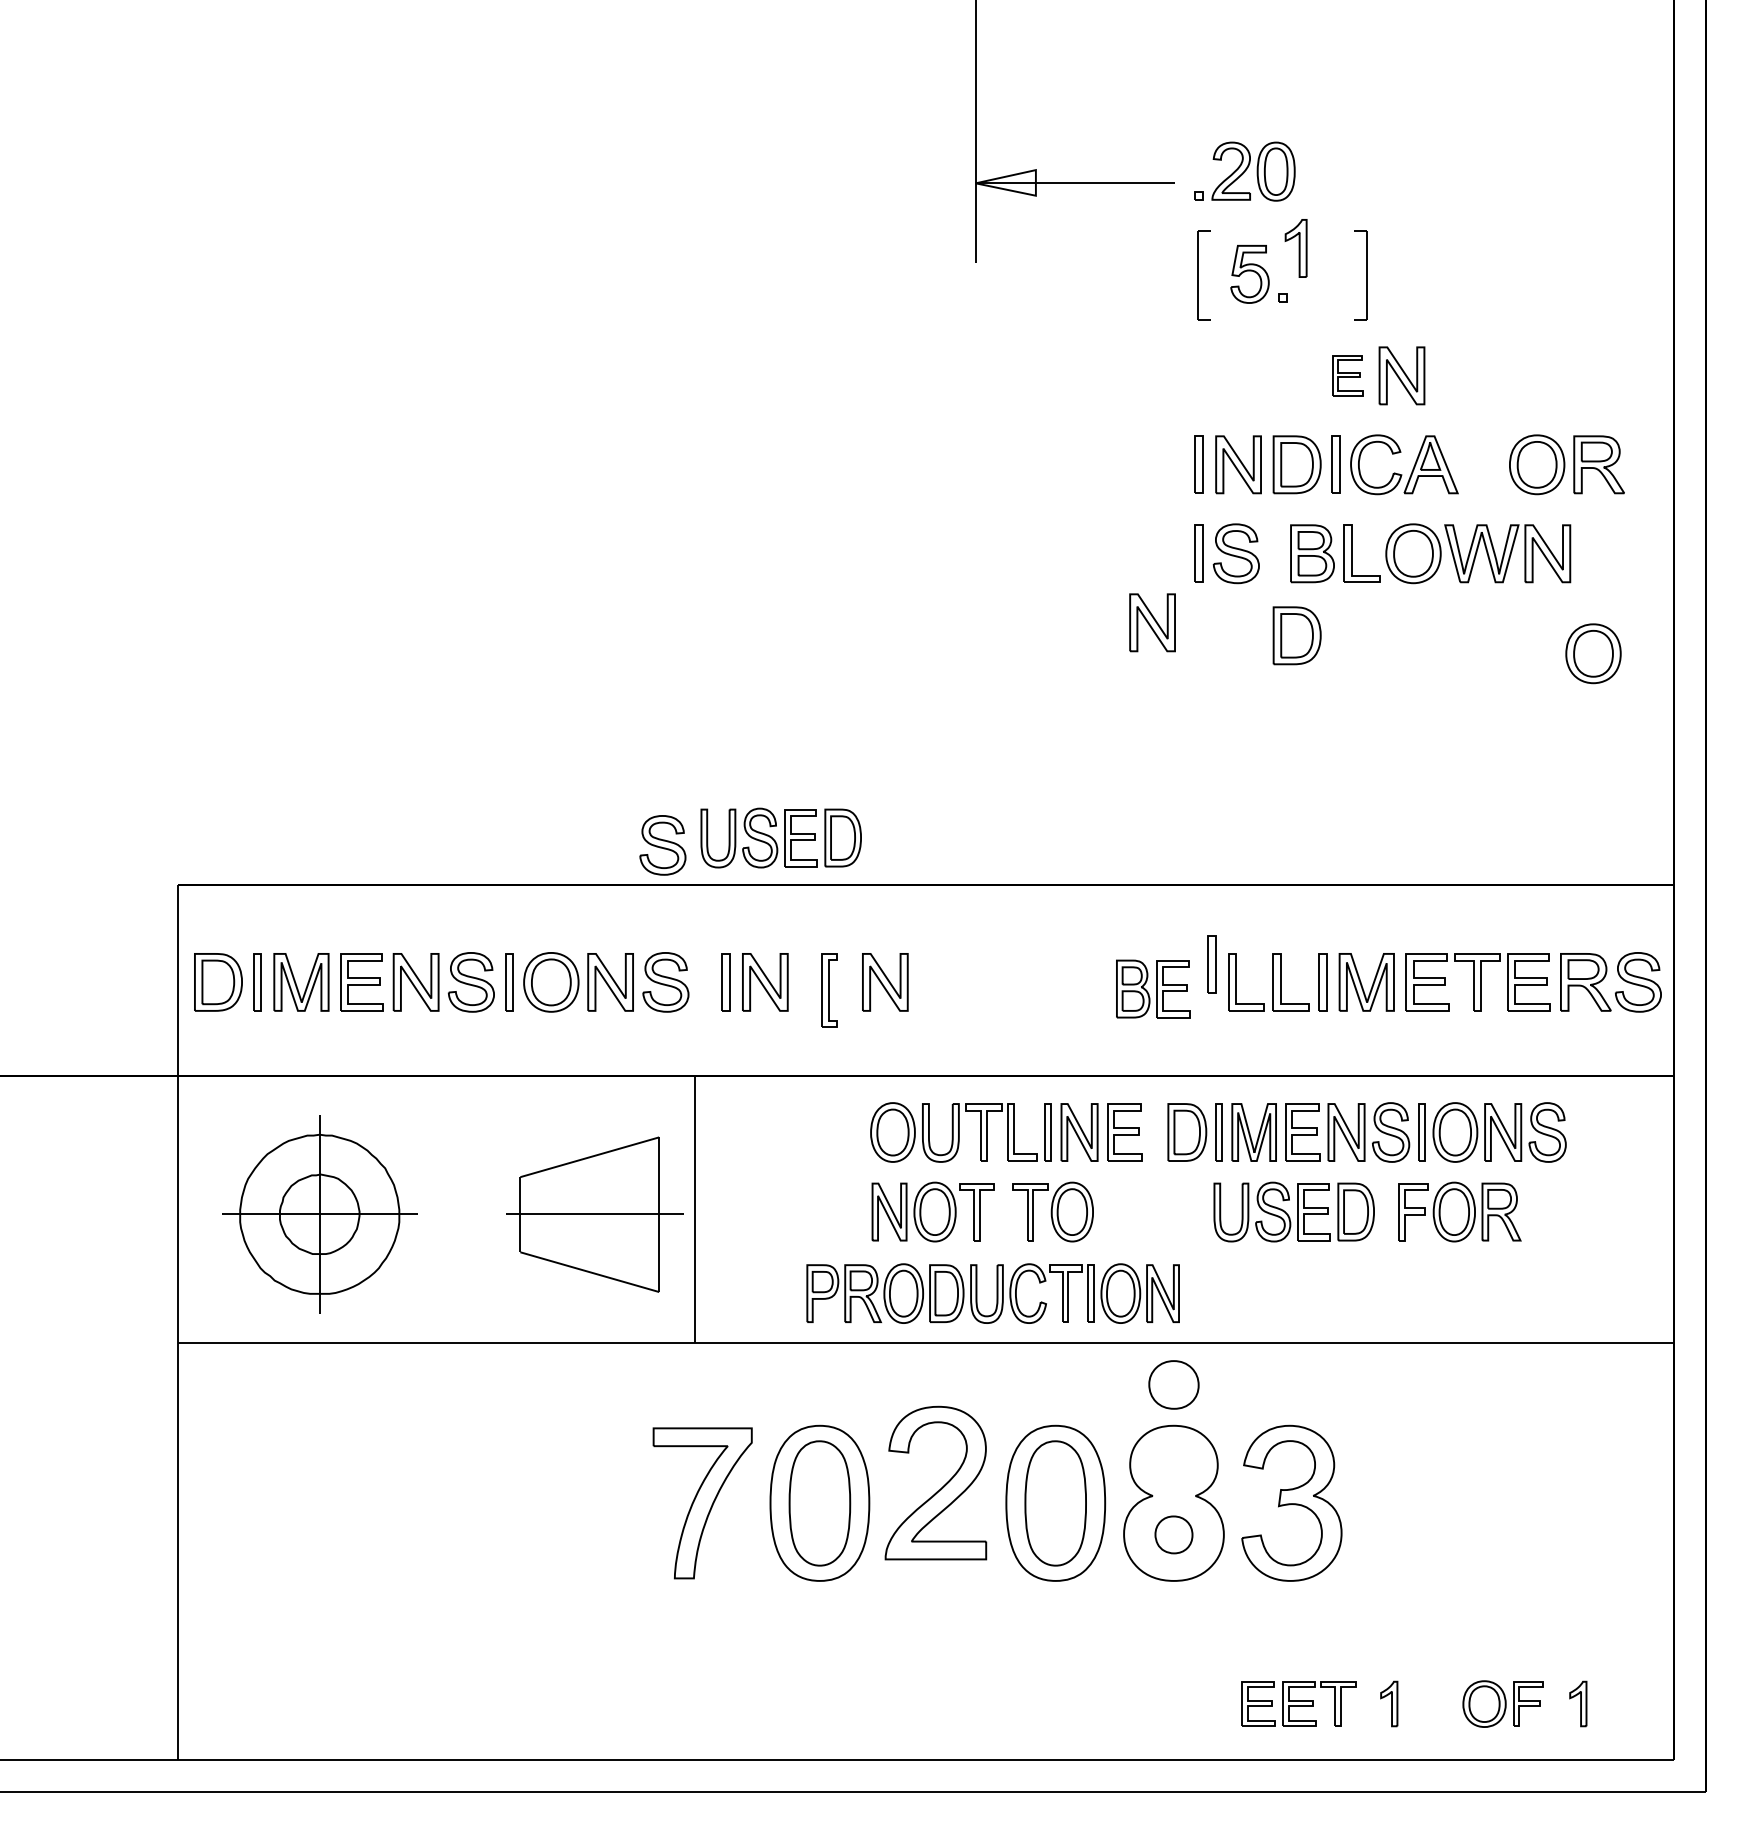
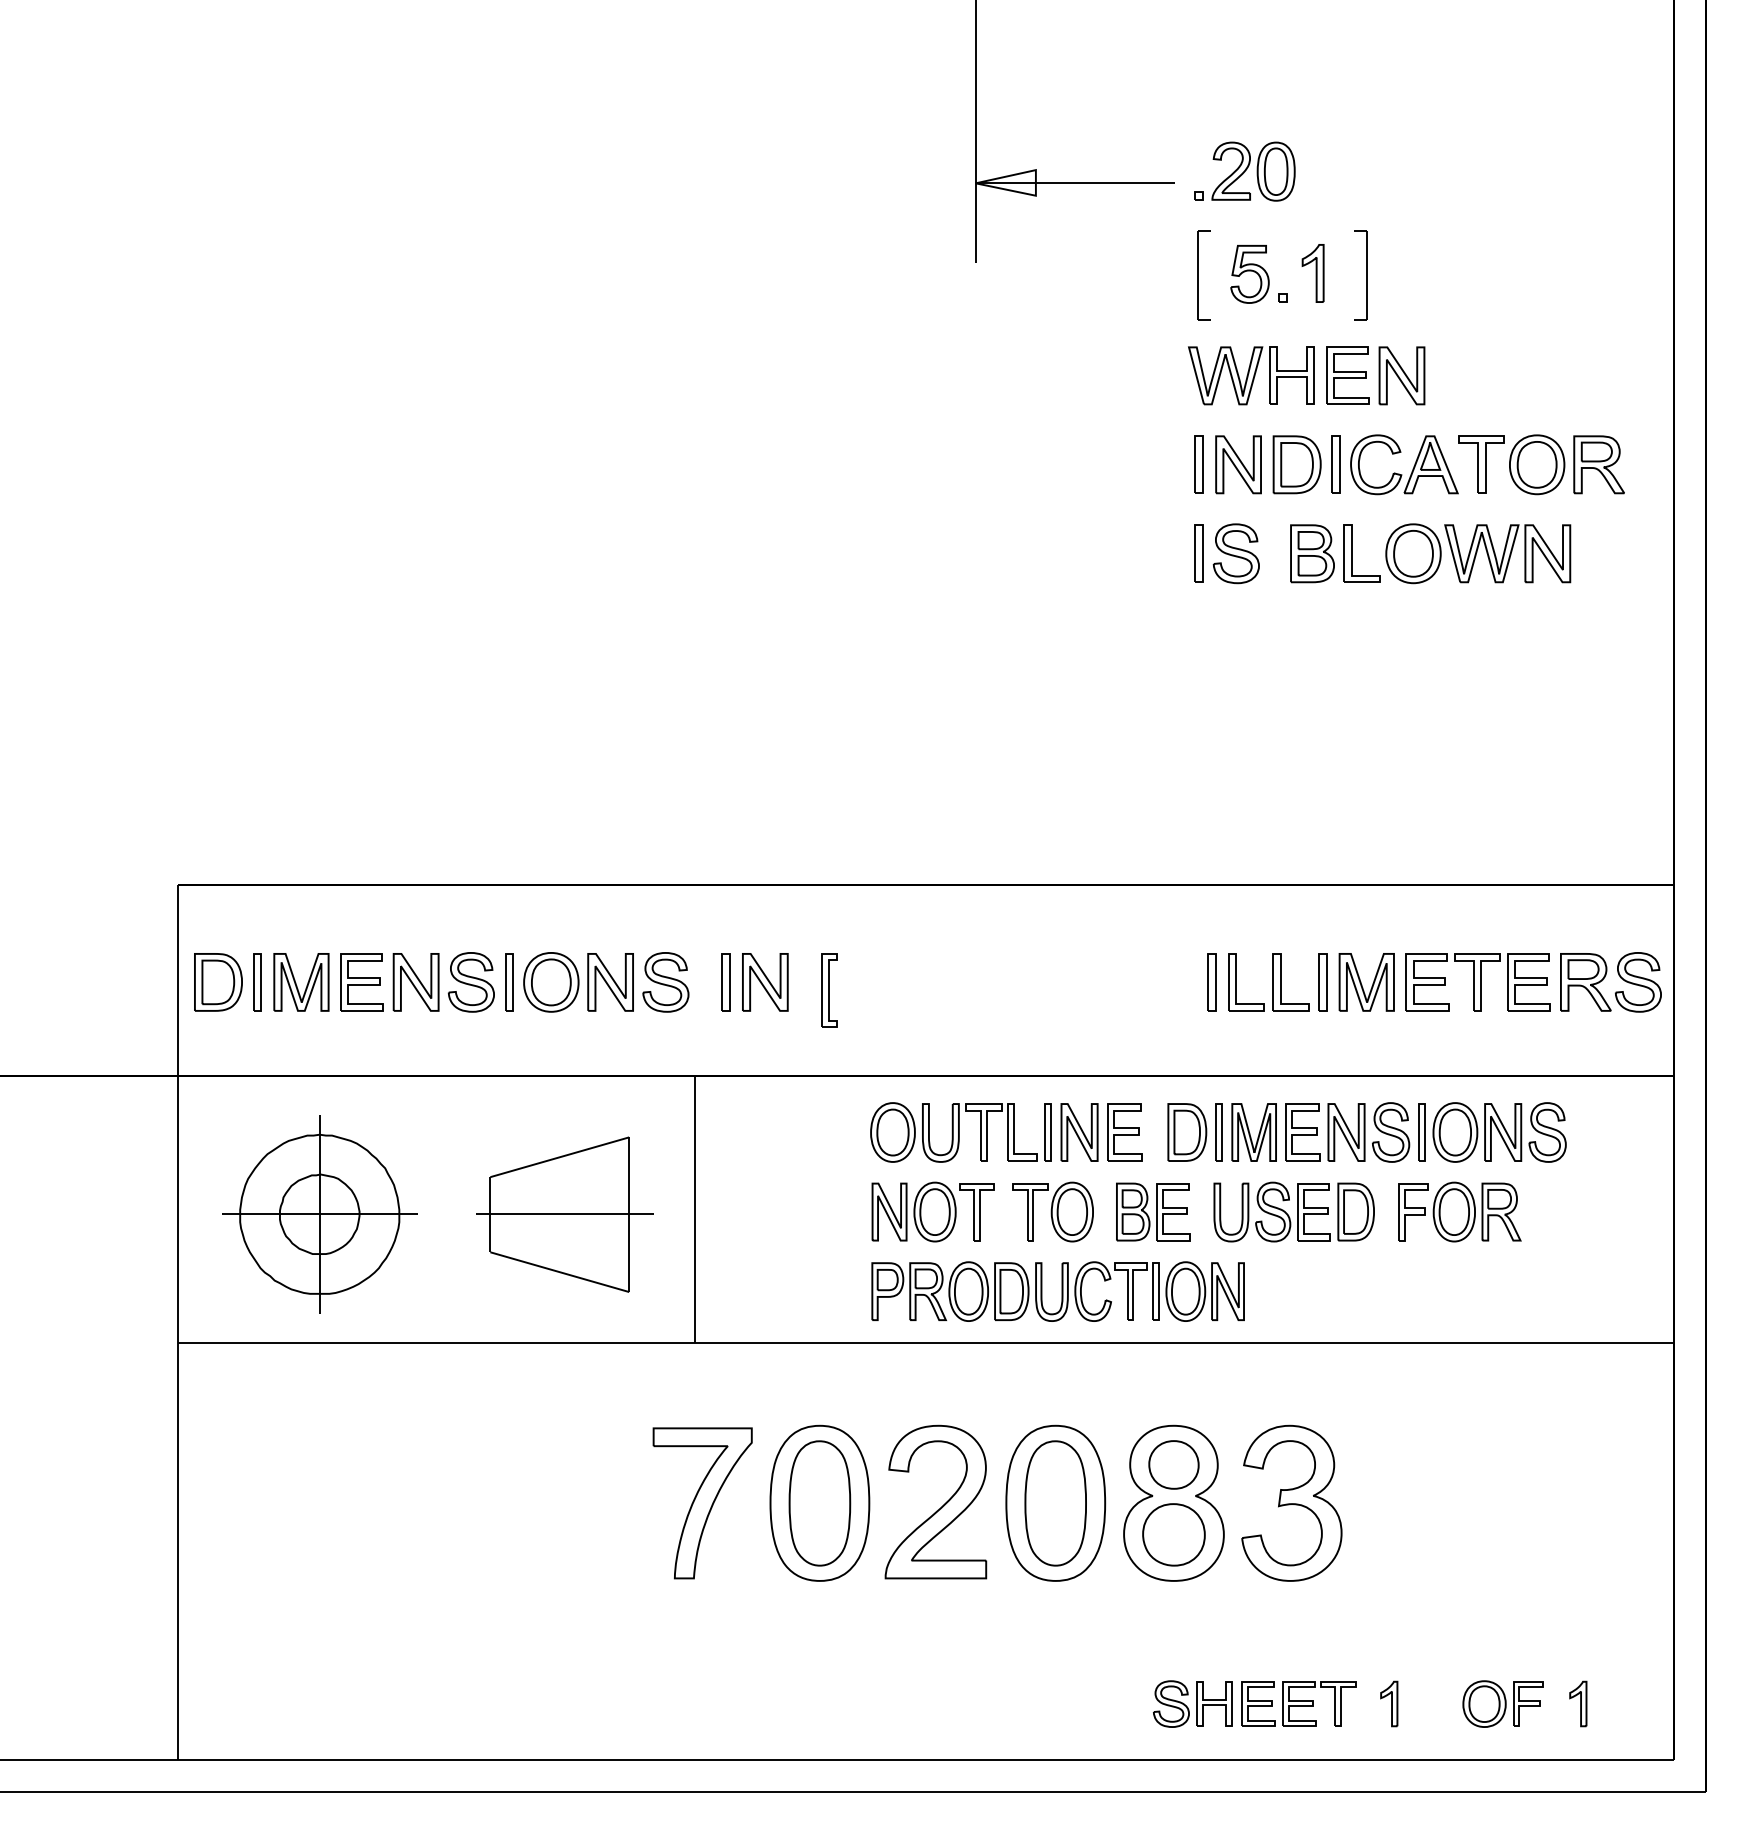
part position: (1295, 248) -> (1312, 273) (1312, 273)
part: none -> present (1251, 375)
part size: 32x42 px -> 44x59 px (1347, 375)
part: none -> present (1481, 464)
part: present -> none (1152, 622)
part: present -> none (1296, 635)
part: present -> none (1593, 653)
part: present -> none (780, 837)
part: present -> none (662, 845)
part position: (1211, 964) -> (1211, 982) (1211, 982)
part: present -> none (885, 982)
part position: (1153, 988) -> (1153, 1211) (1153, 1211)
part position: (594, 1214) -> (564, 1214) (564, 1214)
part position: (992, 1293) -> (1057, 1291) (1057, 1291)
part position: (1173, 1384) -> (1173, 1464) (1173, 1464)
part position: (941, 1487) -> (941, 1506) (941, 1506)
part size: 40x40 px -> 64x64 px (1173, 1534)
part: none -> present (1192, 1703)
